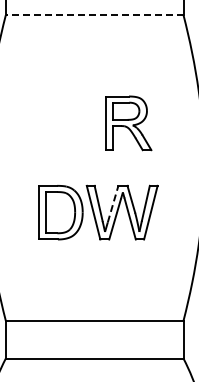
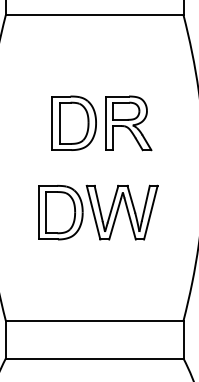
line: dashed -> solid (94, 15)
part: none -> present (73, 122)
line: dashed -> solid (113, 203)
